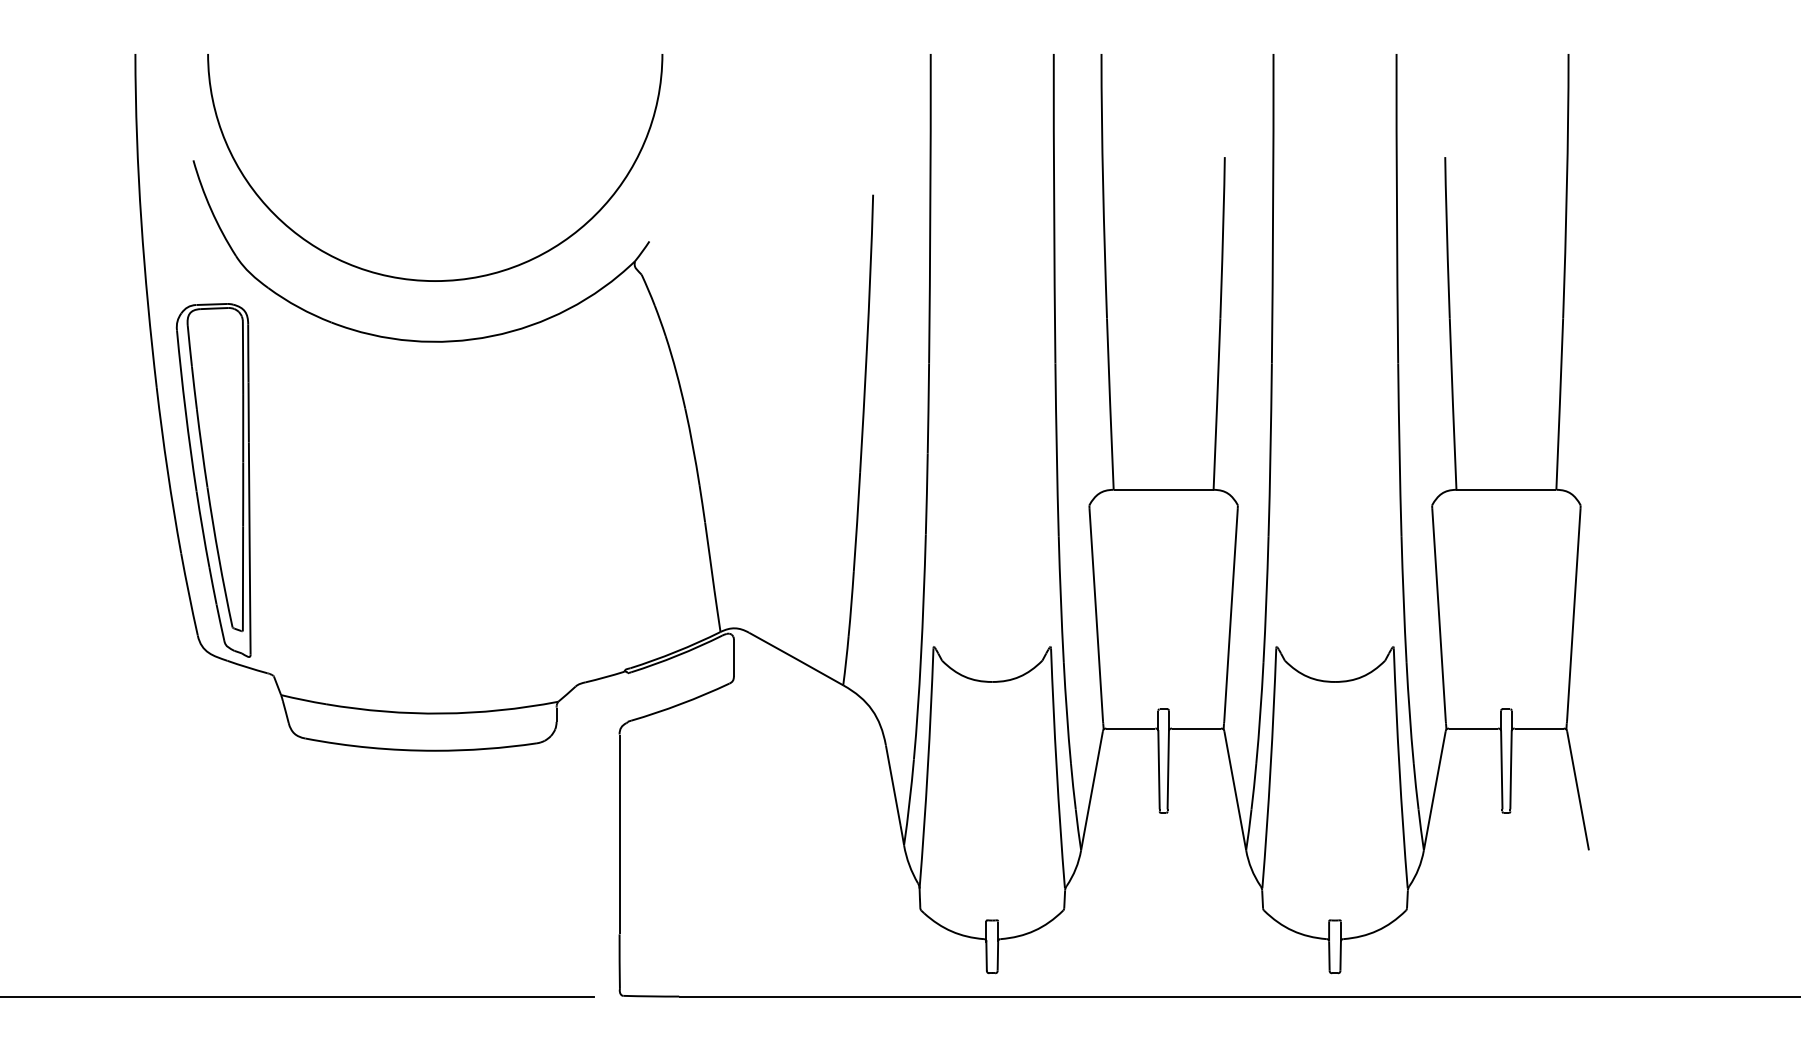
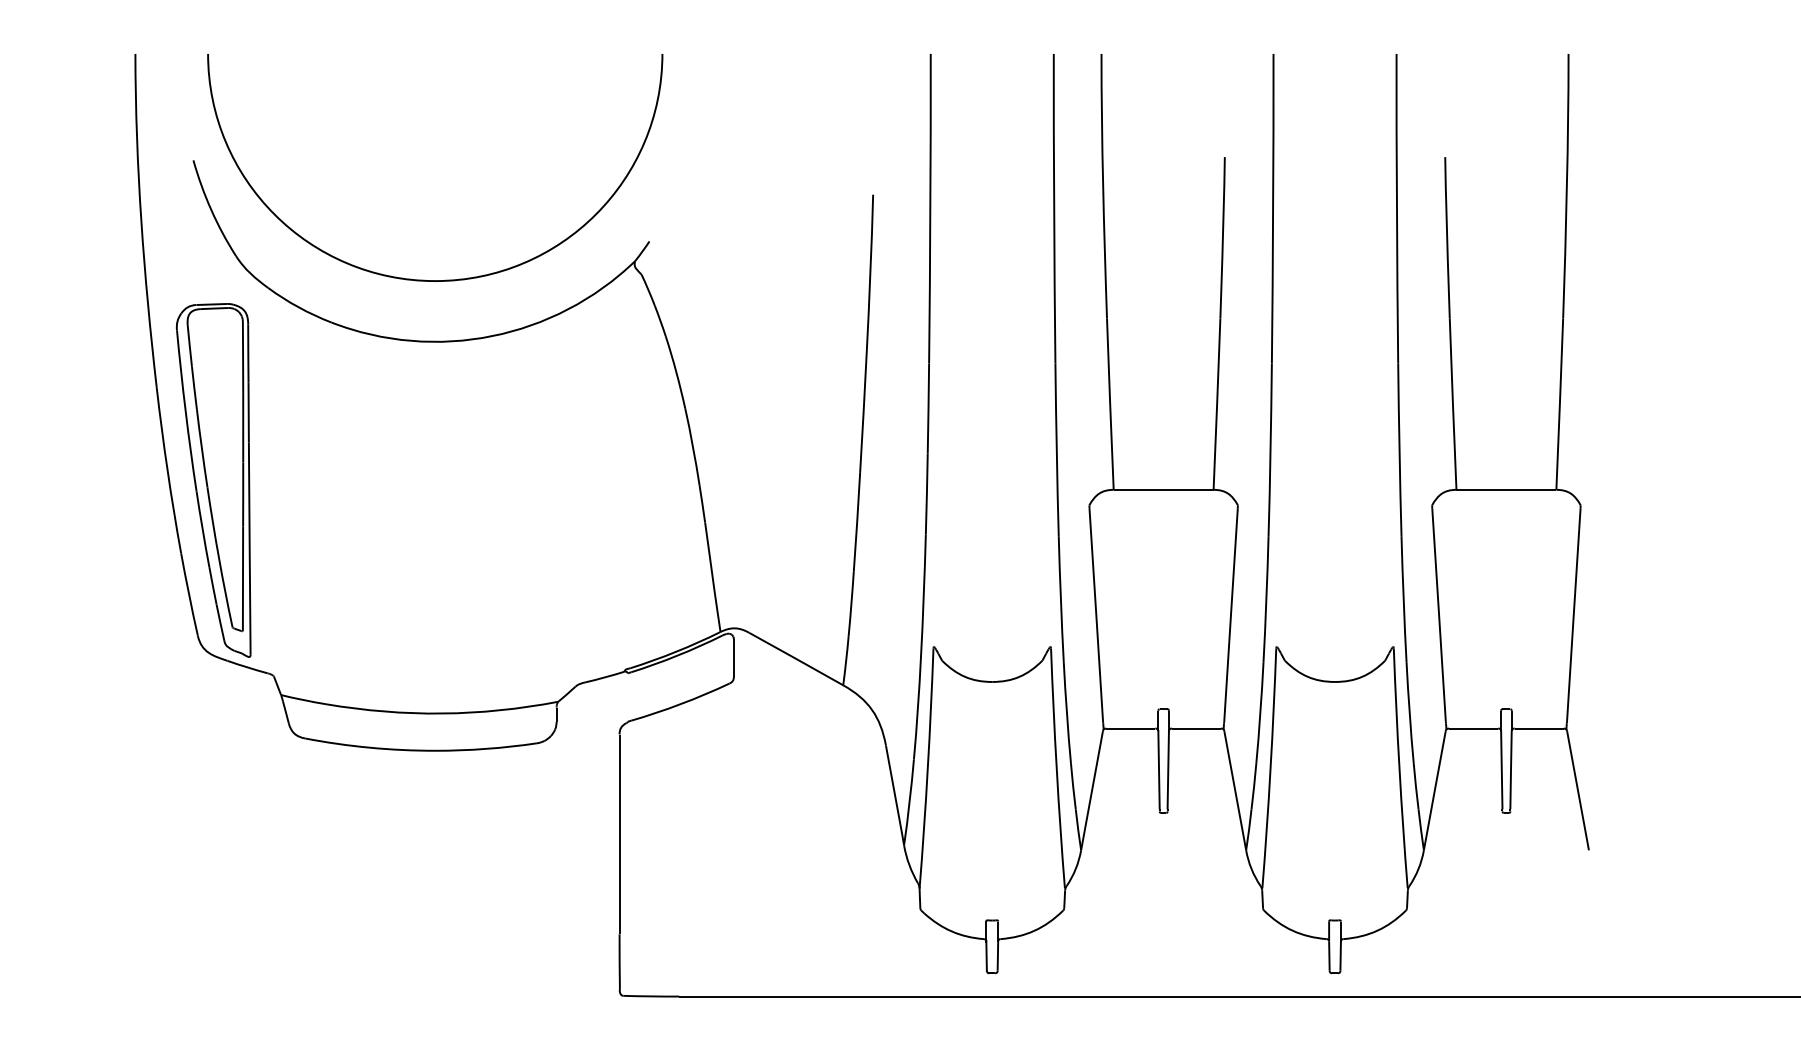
line: present -> none (297, 996)
